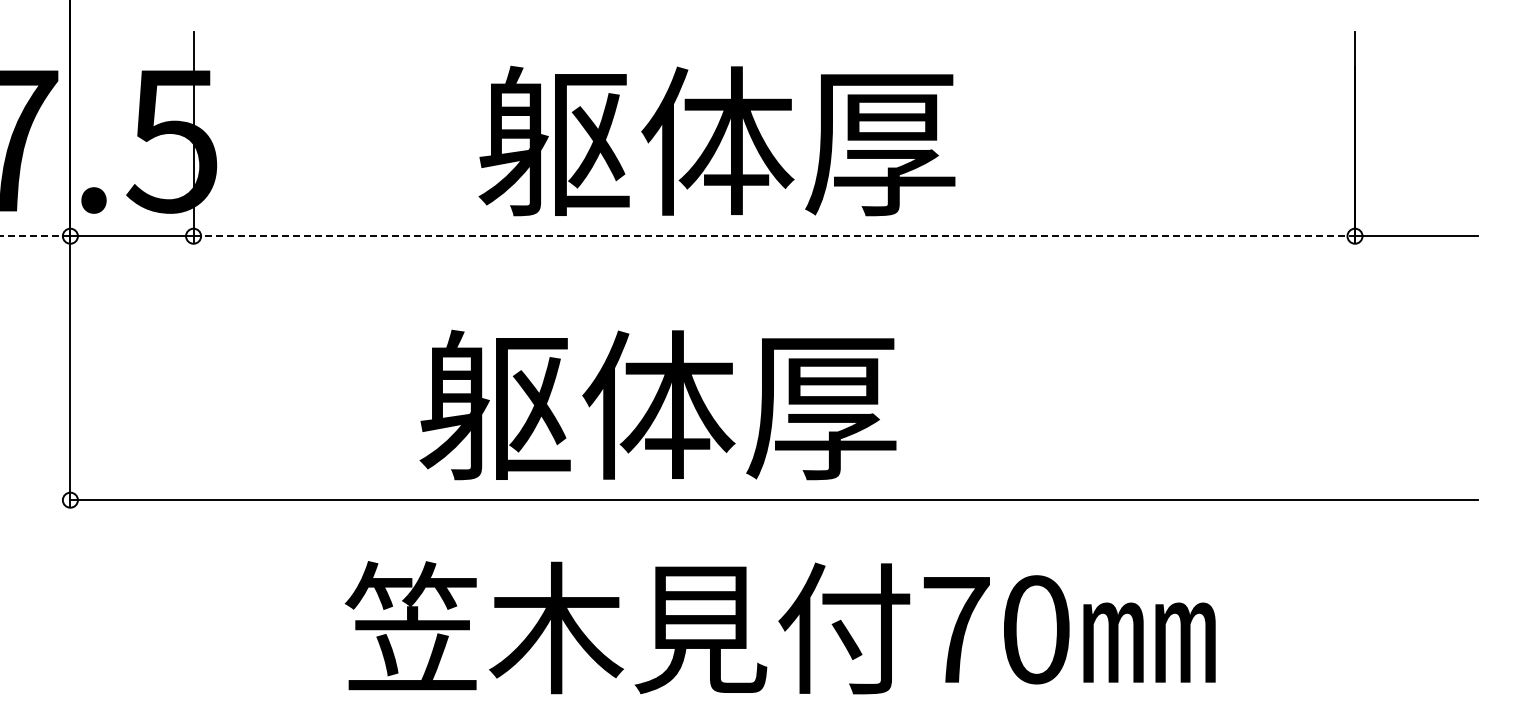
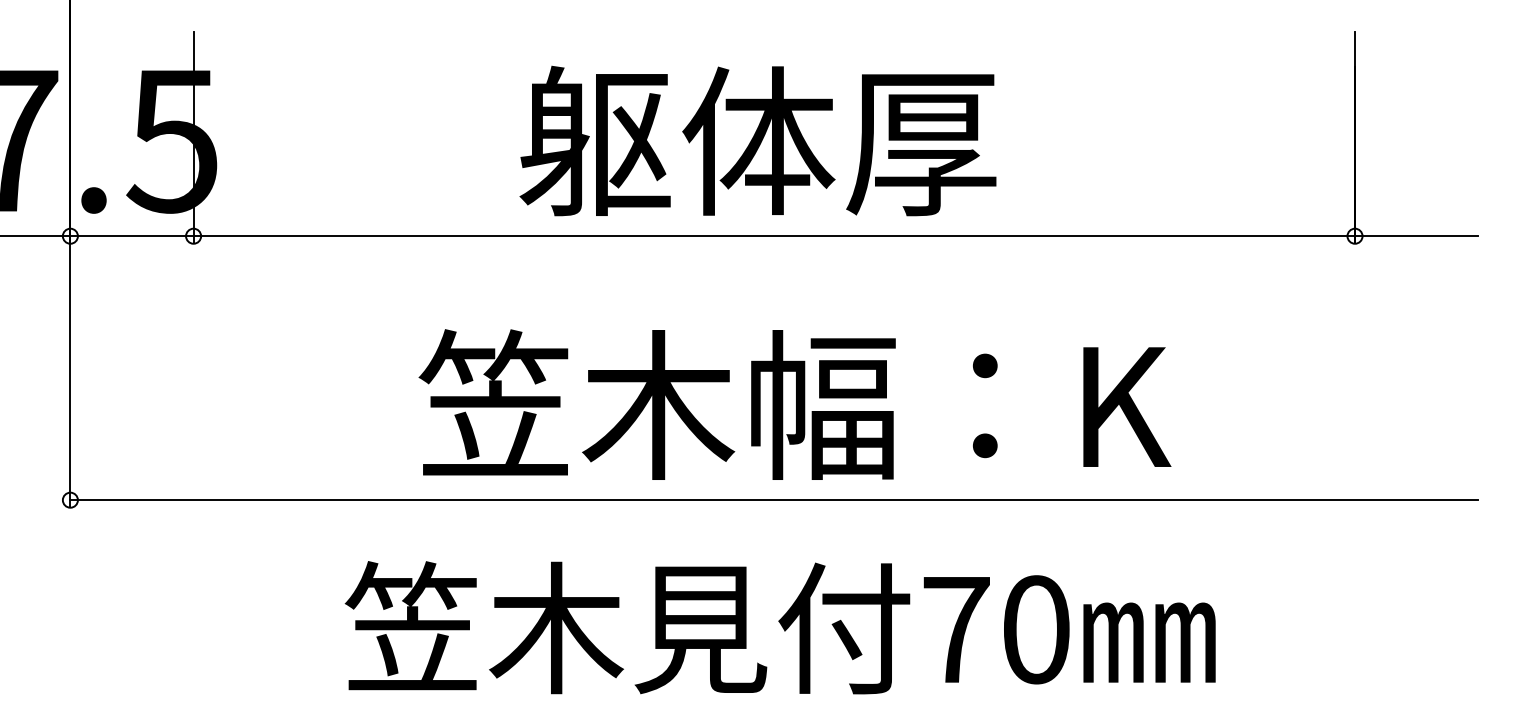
text position: (716, 140) -> (757, 140) (757, 140)
line: dashed -> solid (35, 236)
line: dashed -> solid (774, 236)
text: 躯体厚 -> 笠木幅：K (794, 404)
